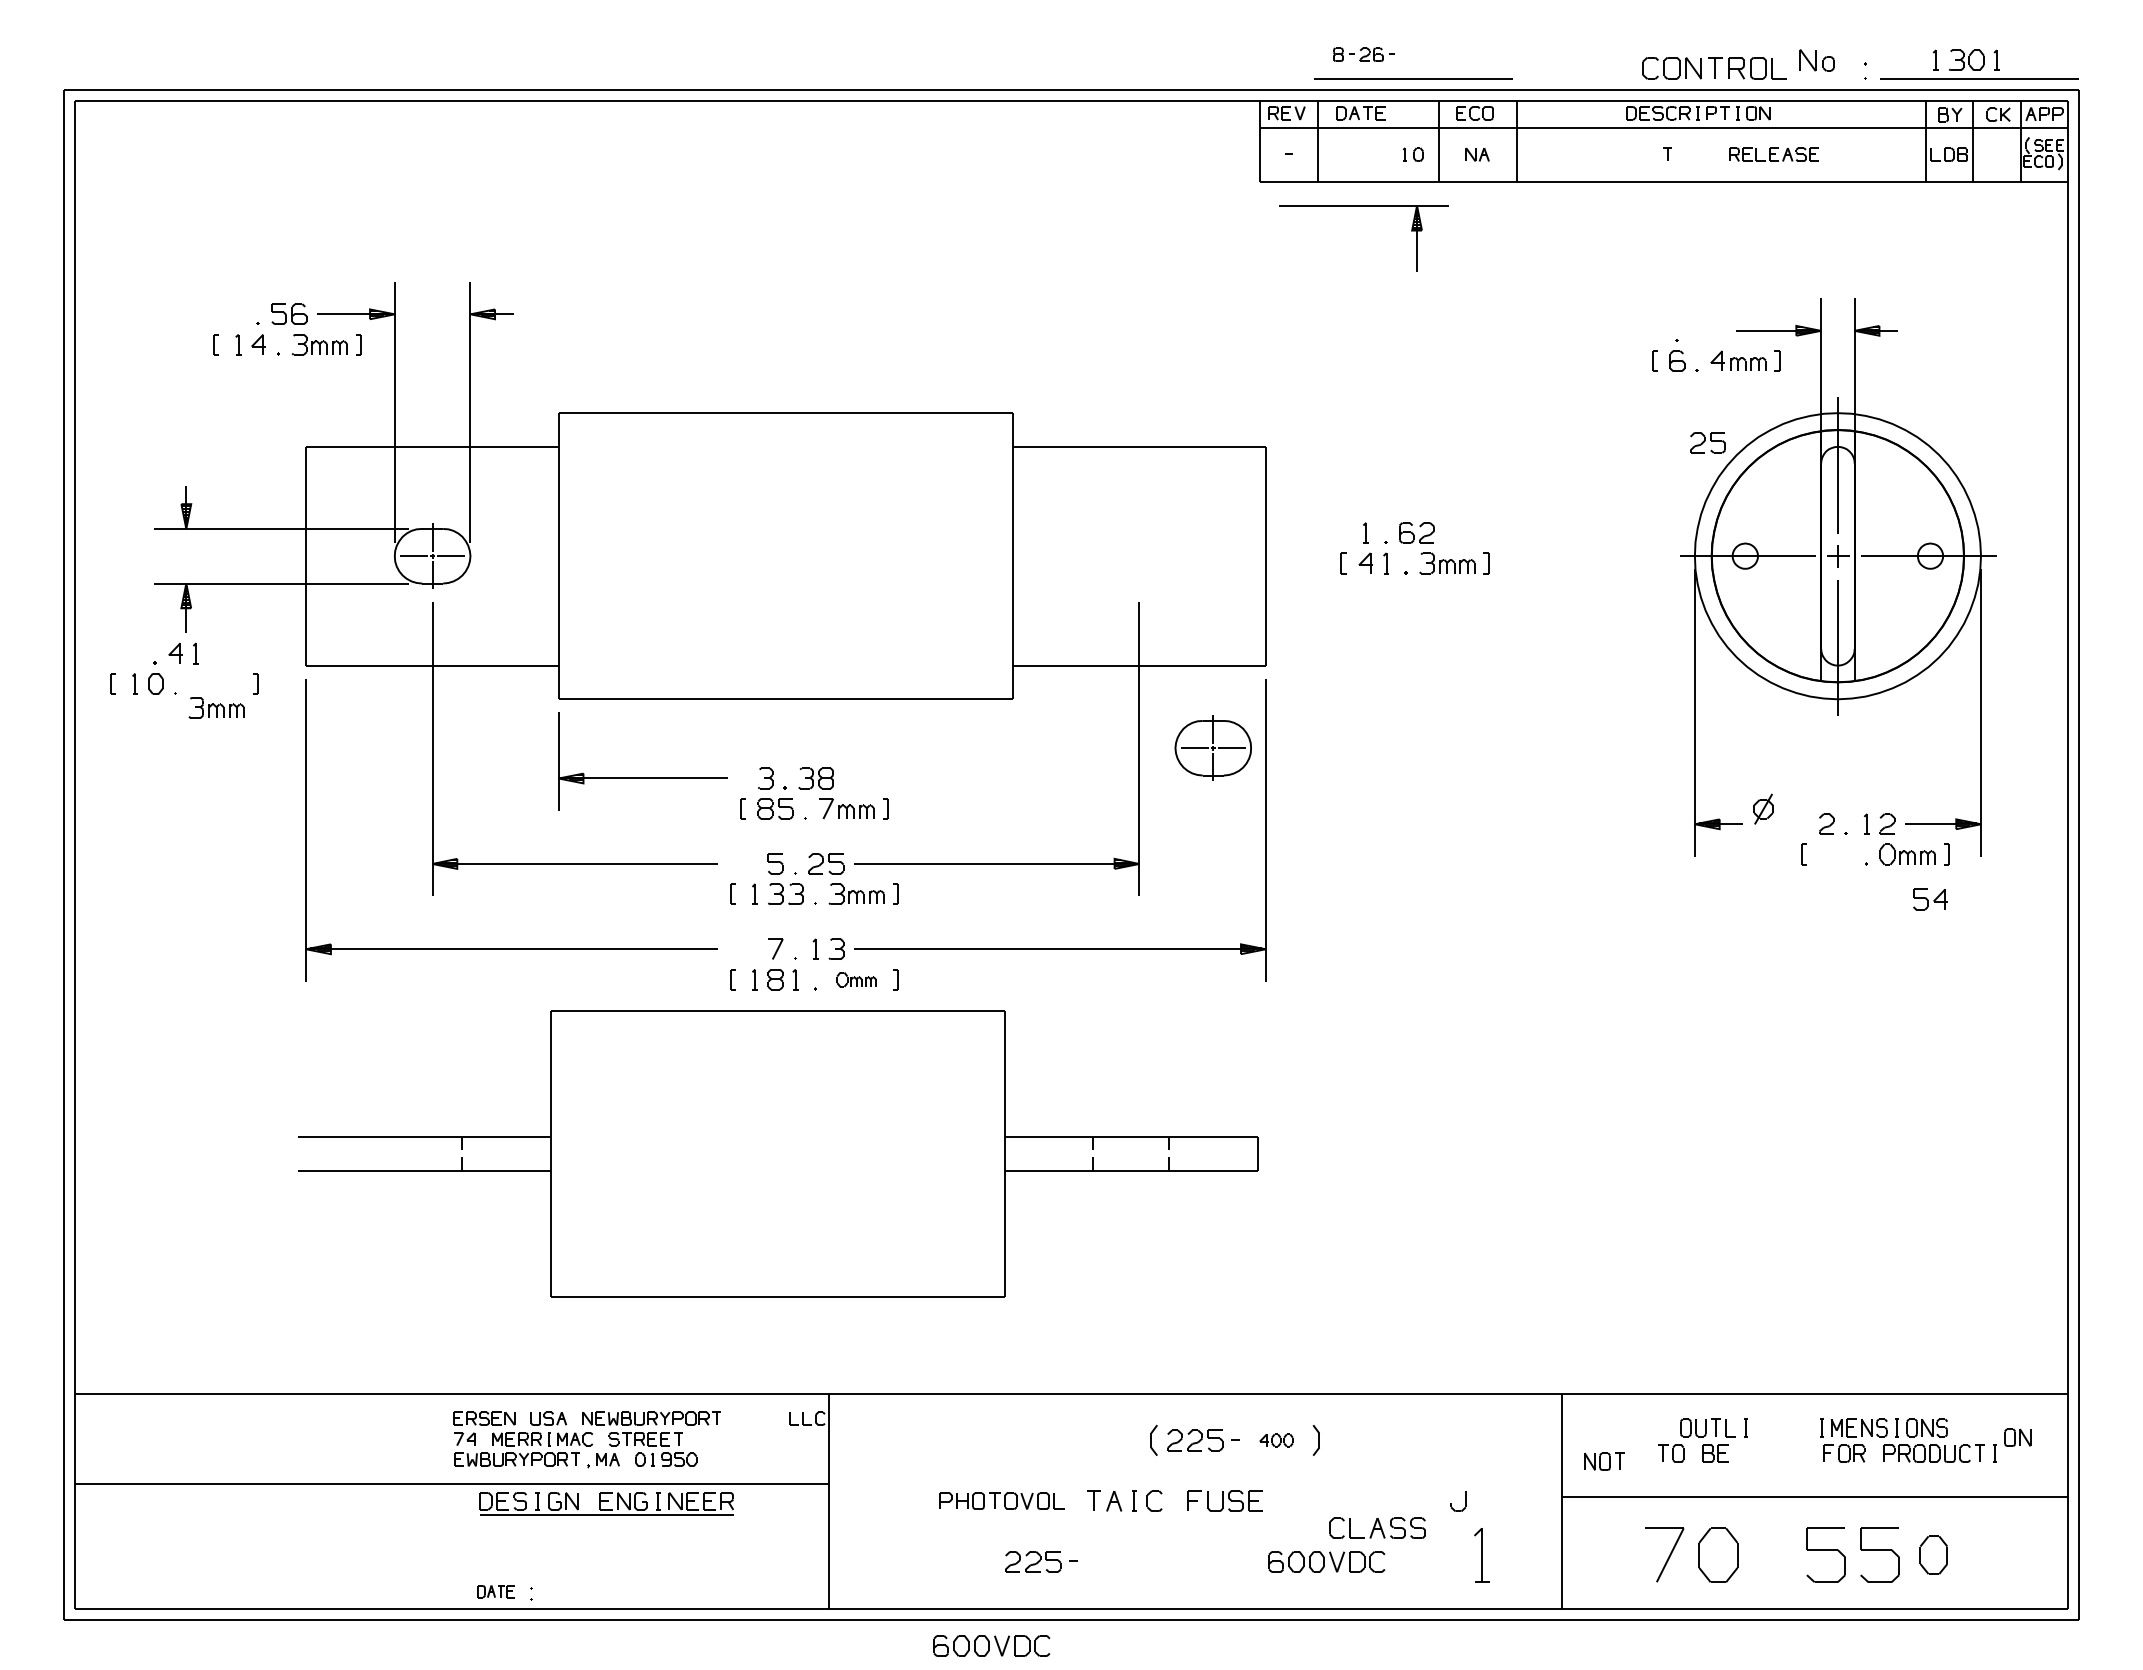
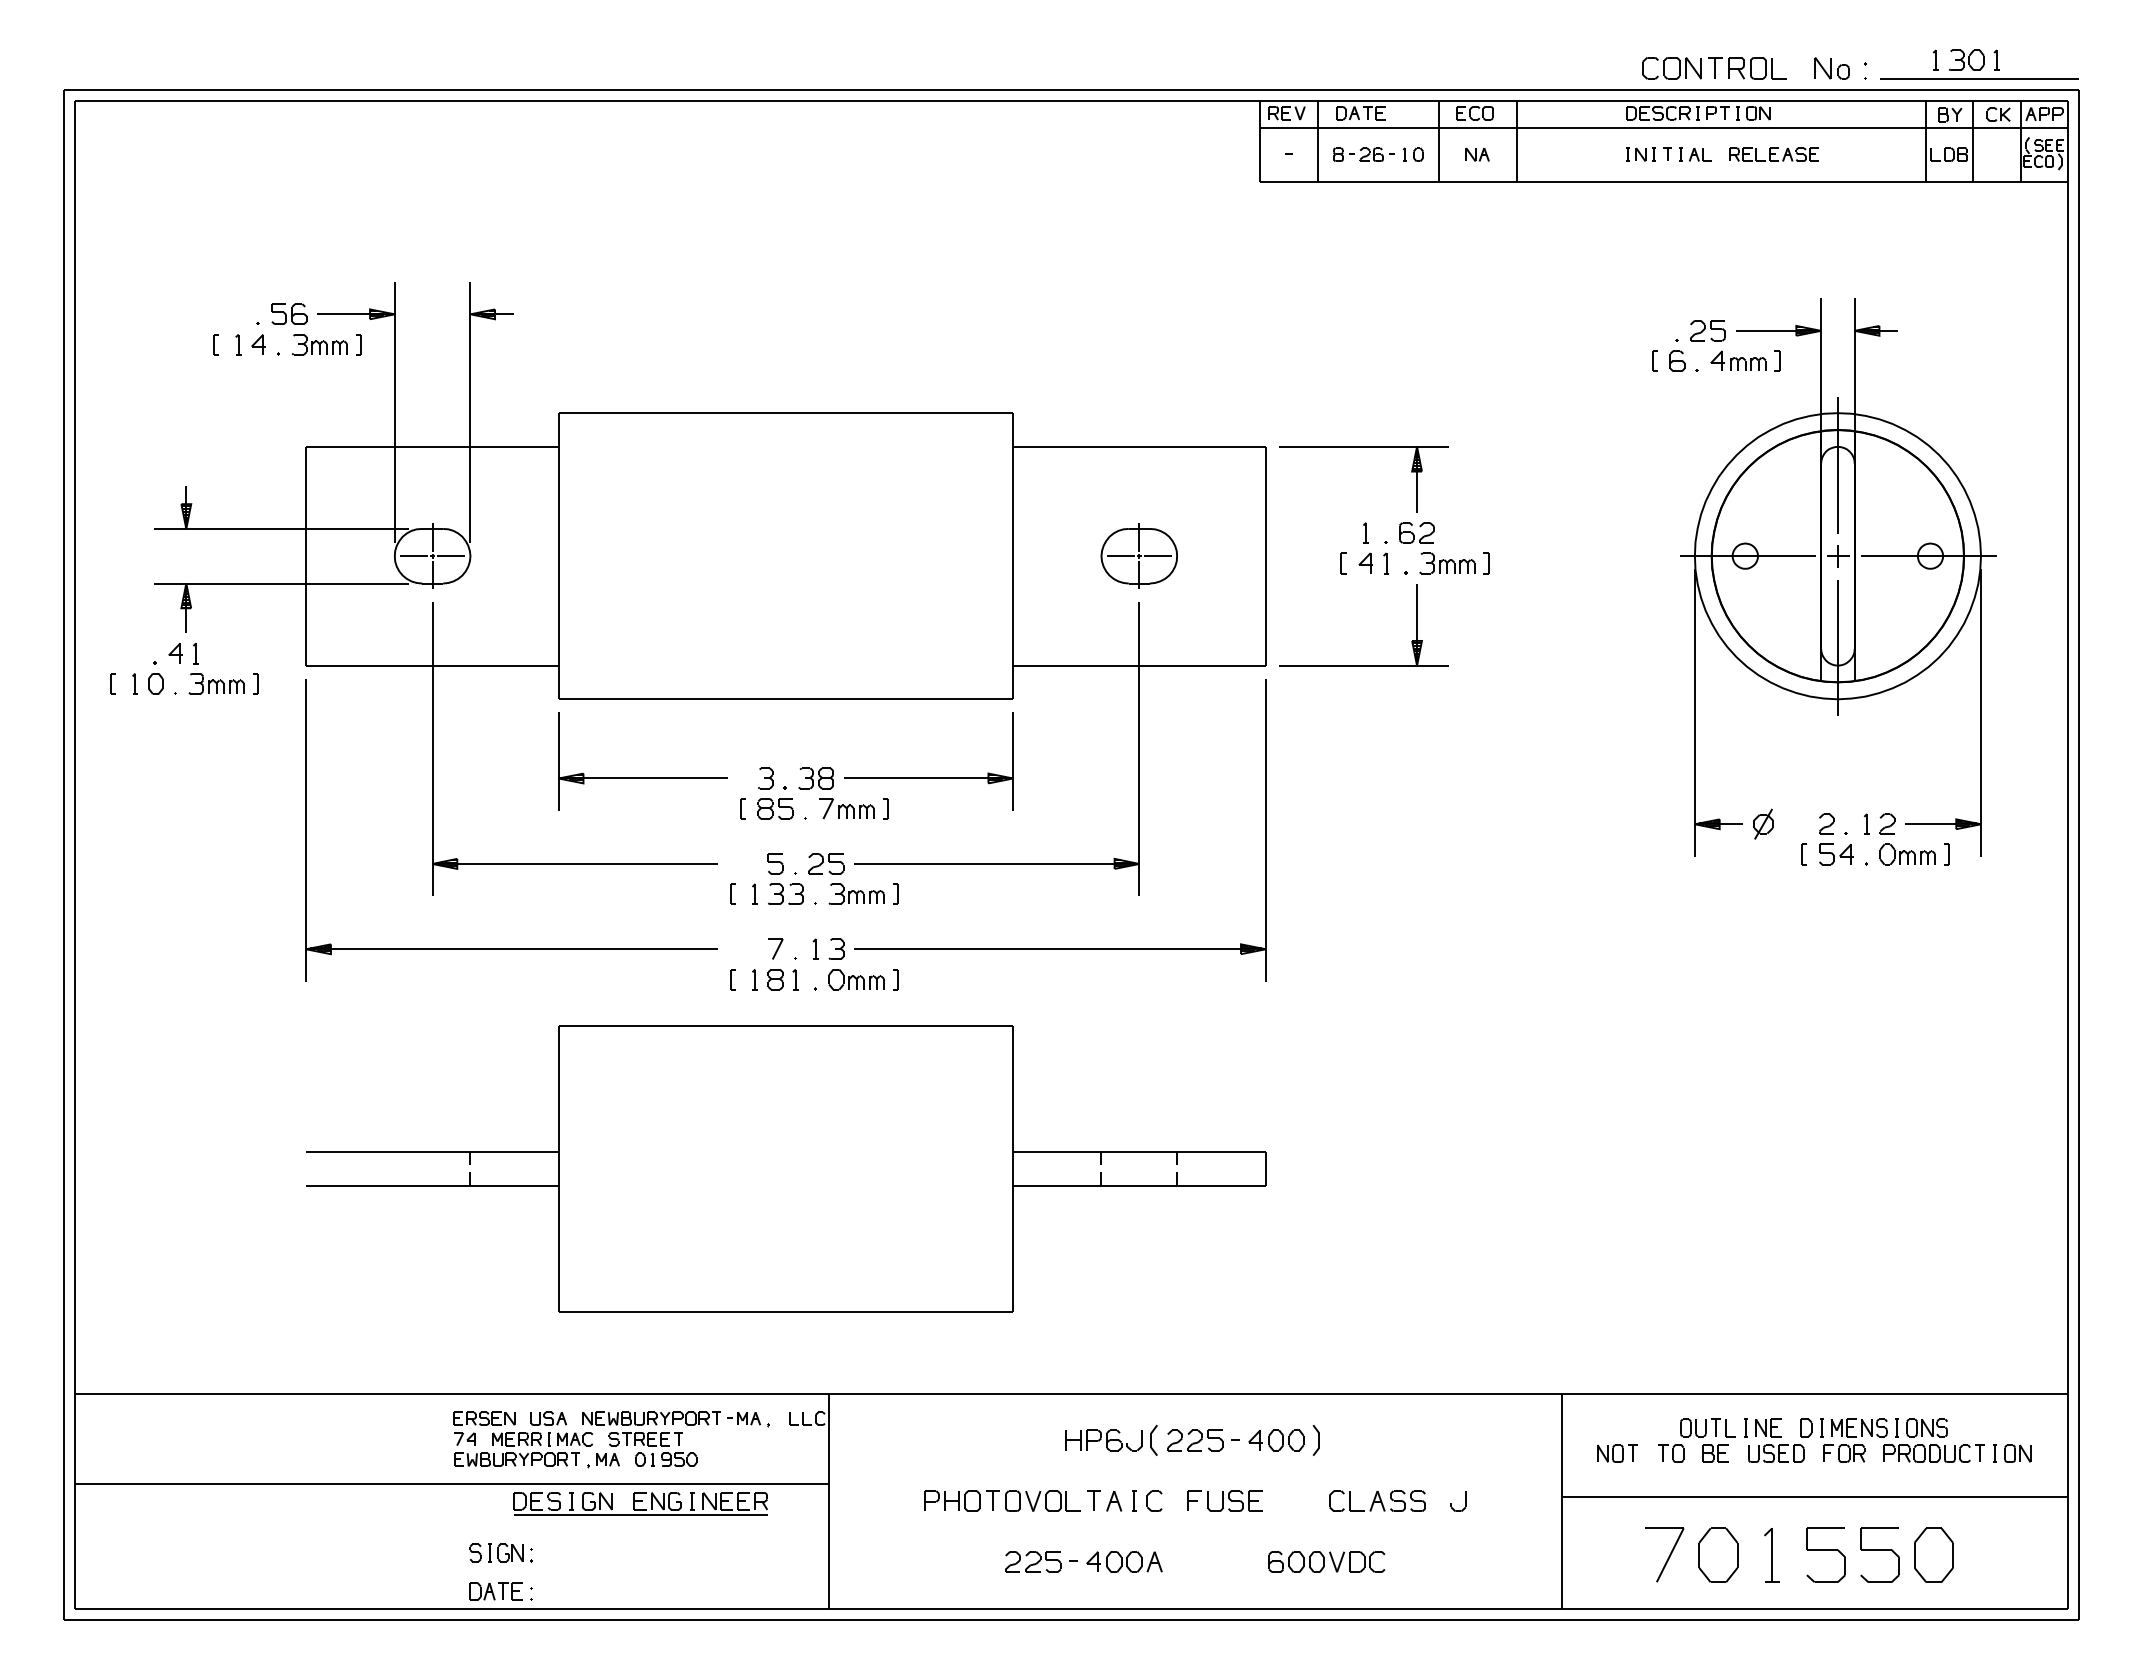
part position: (1363, 54) -> (1363, 154) (1363, 154)
part position: (1816, 60) -> (1831, 68) (1831, 68)
line: present -> none (1413, 78)
part: none -> present (1640, 154)
part: none -> present (1695, 154)
part position: (1363, 206) -> (1363, 447) (1363, 447)
part position: (1707, 442) -> (1707, 330) (1707, 330)
part: none -> present (1363, 665)
part position: (216, 707) -> (216, 683) (216, 683)
part position: (1212, 747) -> (1138, 555) (1138, 555)
part: none -> present (928, 777)
part position: (1763, 808) -> (1763, 823) (1763, 823)
part position: (1930, 899) -> (1836, 854) (1836, 854)
part size: 41x16 px -> 57x22 px (856, 979)
part position: (778, 1153) -> (786, 1168) (786, 1168)
part: none -> present (748, 1419)
part position: (2017, 1437) -> (2017, 1453) (2017, 1453)
part: none -> present (1103, 1440)
part size: 35x15 px -> 57x23 px (1276, 1440)
part: none -> present (1780, 1440)
part position: (1604, 1461) -> (1617, 1453) (1617, 1453)
part size: 126x18 px -> 157x22 px (1002, 1500)
part position: (606, 1503) -> (640, 1503) (640, 1503)
part position: (1377, 1527) -> (1377, 1500) (1377, 1500)
part: none -> present (500, 1552)
part size: 29x40 px -> 40x56 px (1933, 1554)
part position: (1481, 1555) -> (1771, 1555) (1771, 1555)
part: none -> present (1124, 1561)
part size: 38x14 px -> 54x19 px (495, 1591)
part: present -> none (991, 1645)
